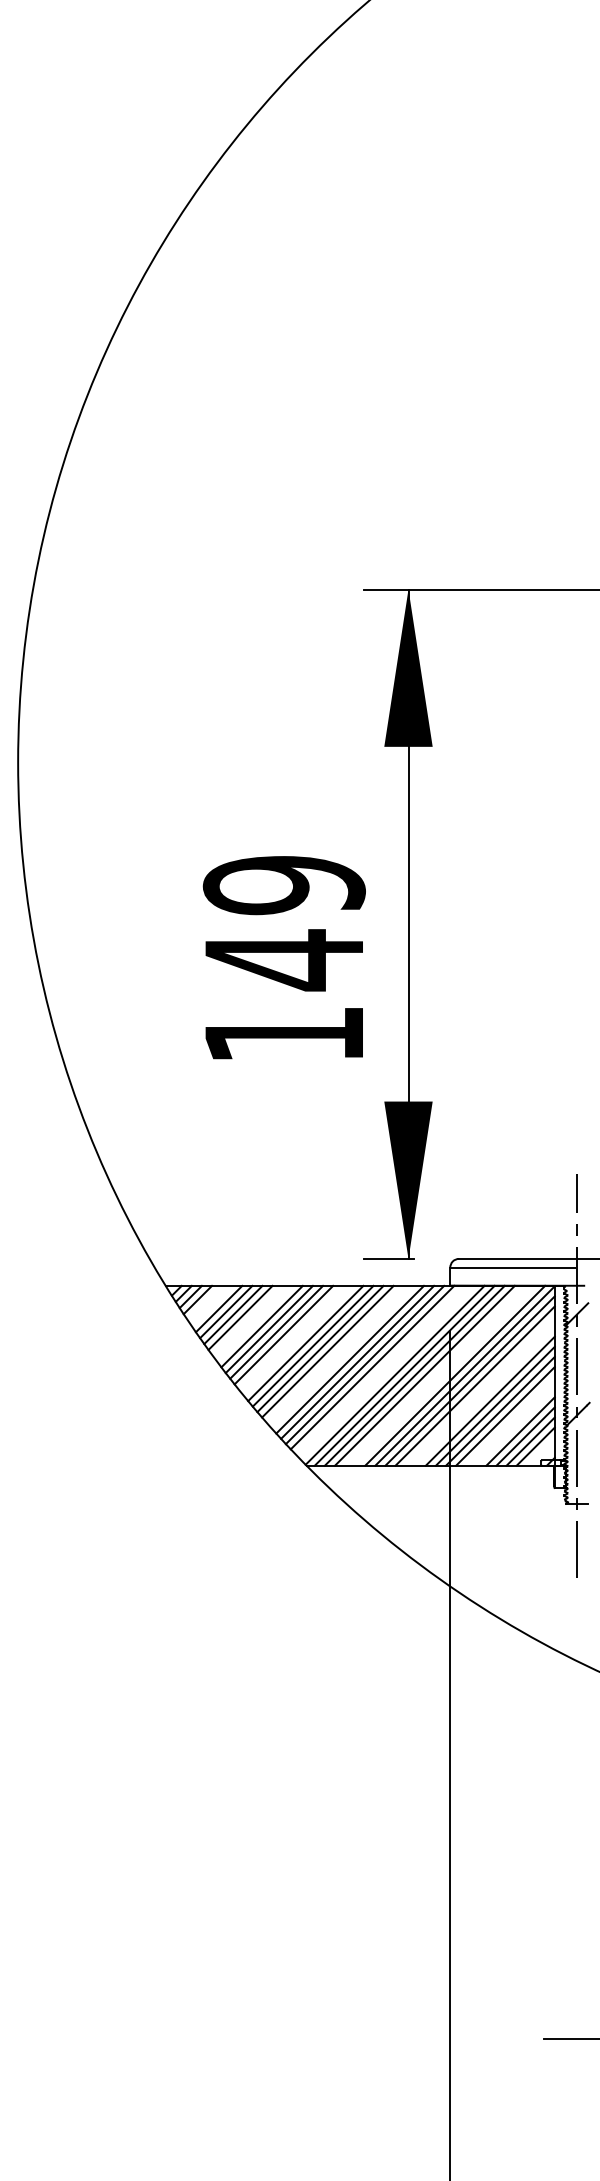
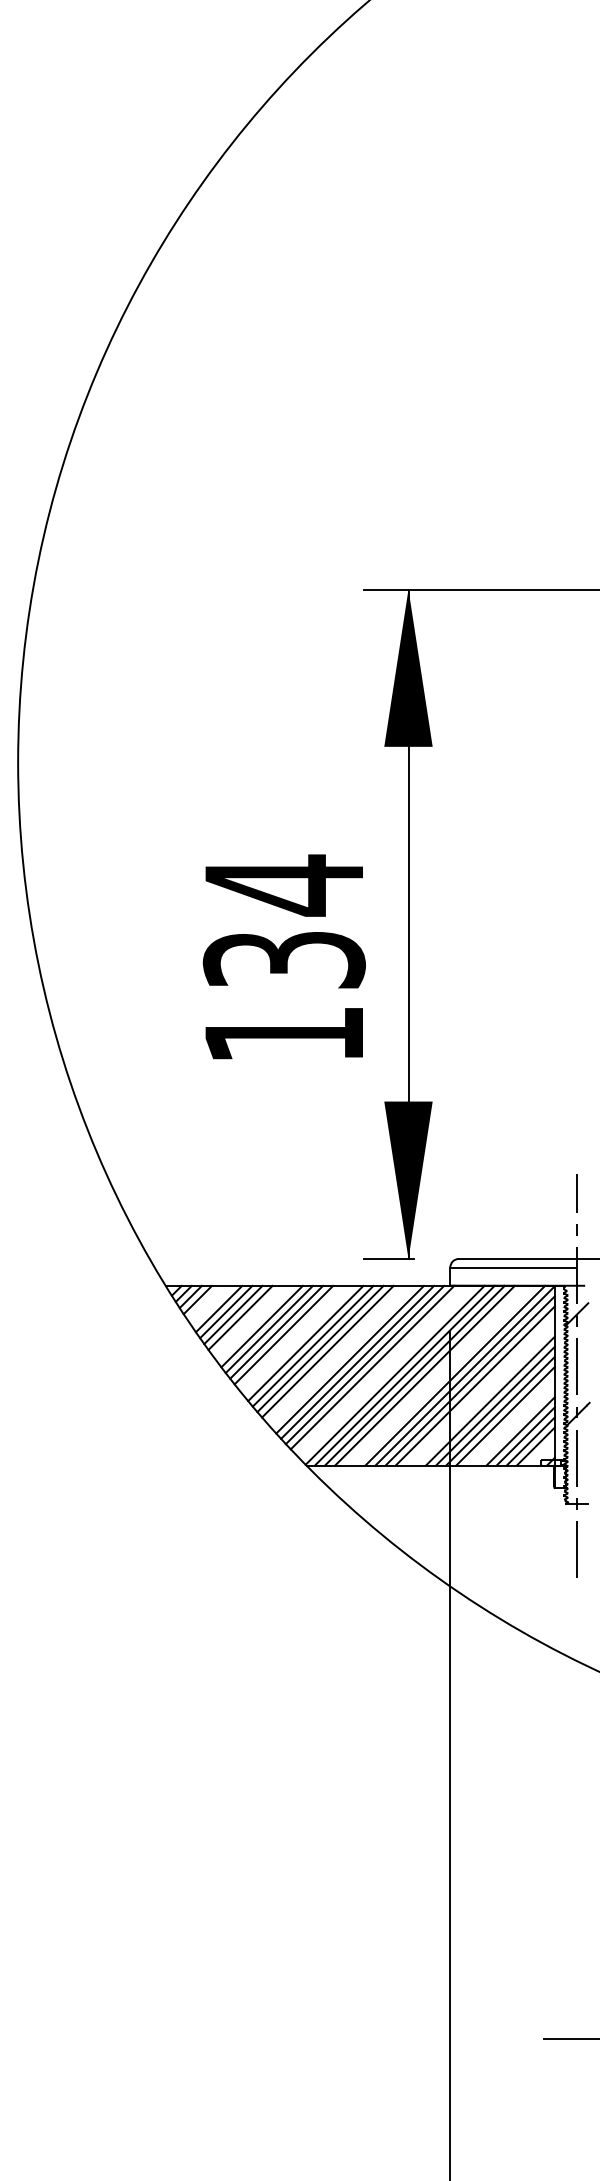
text: 149 -> 134 (283, 922)
